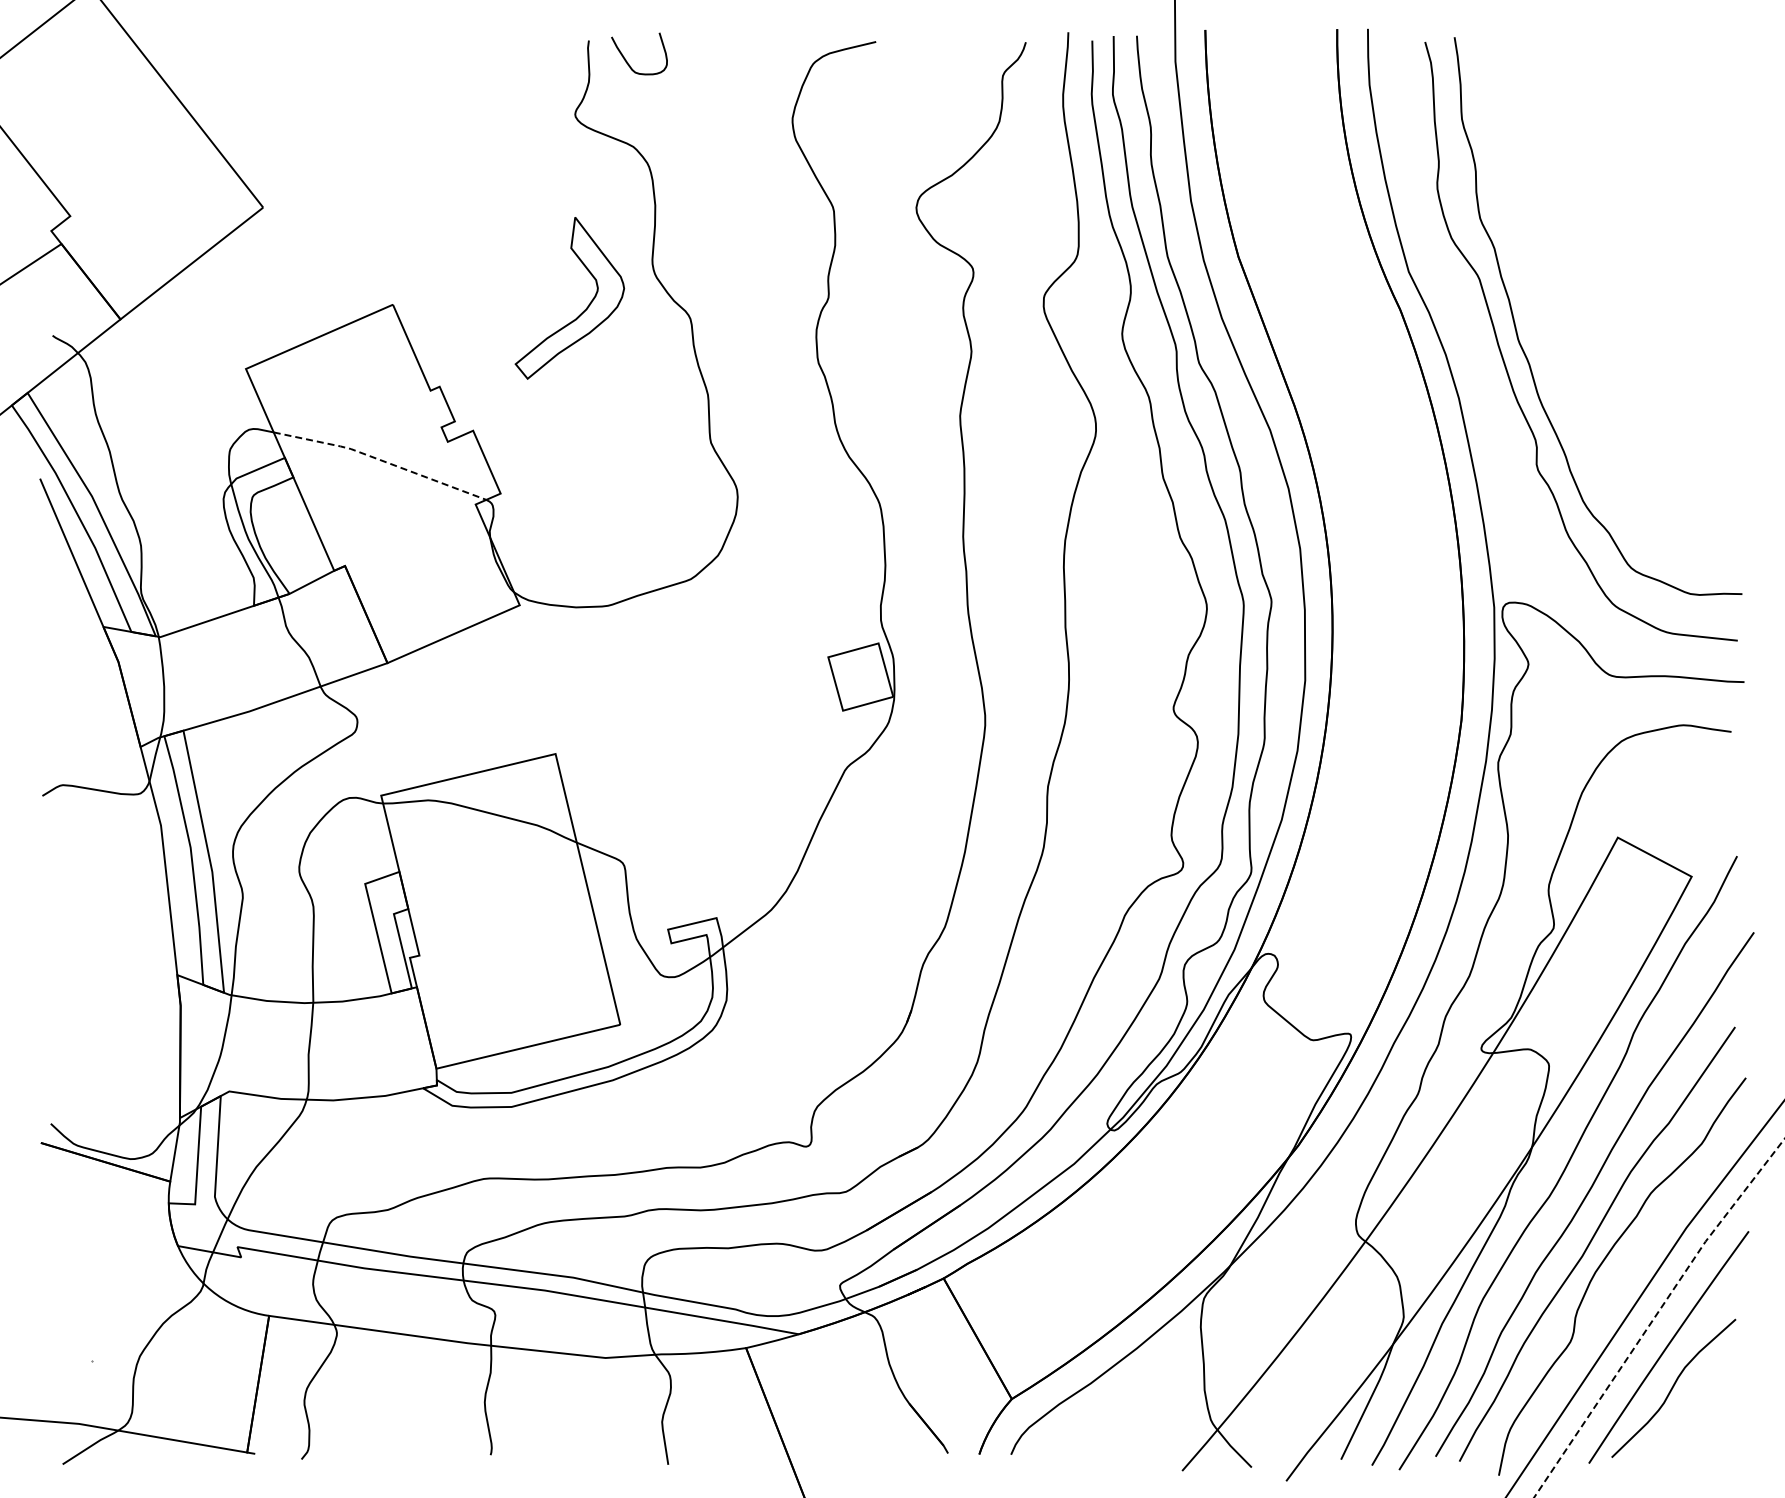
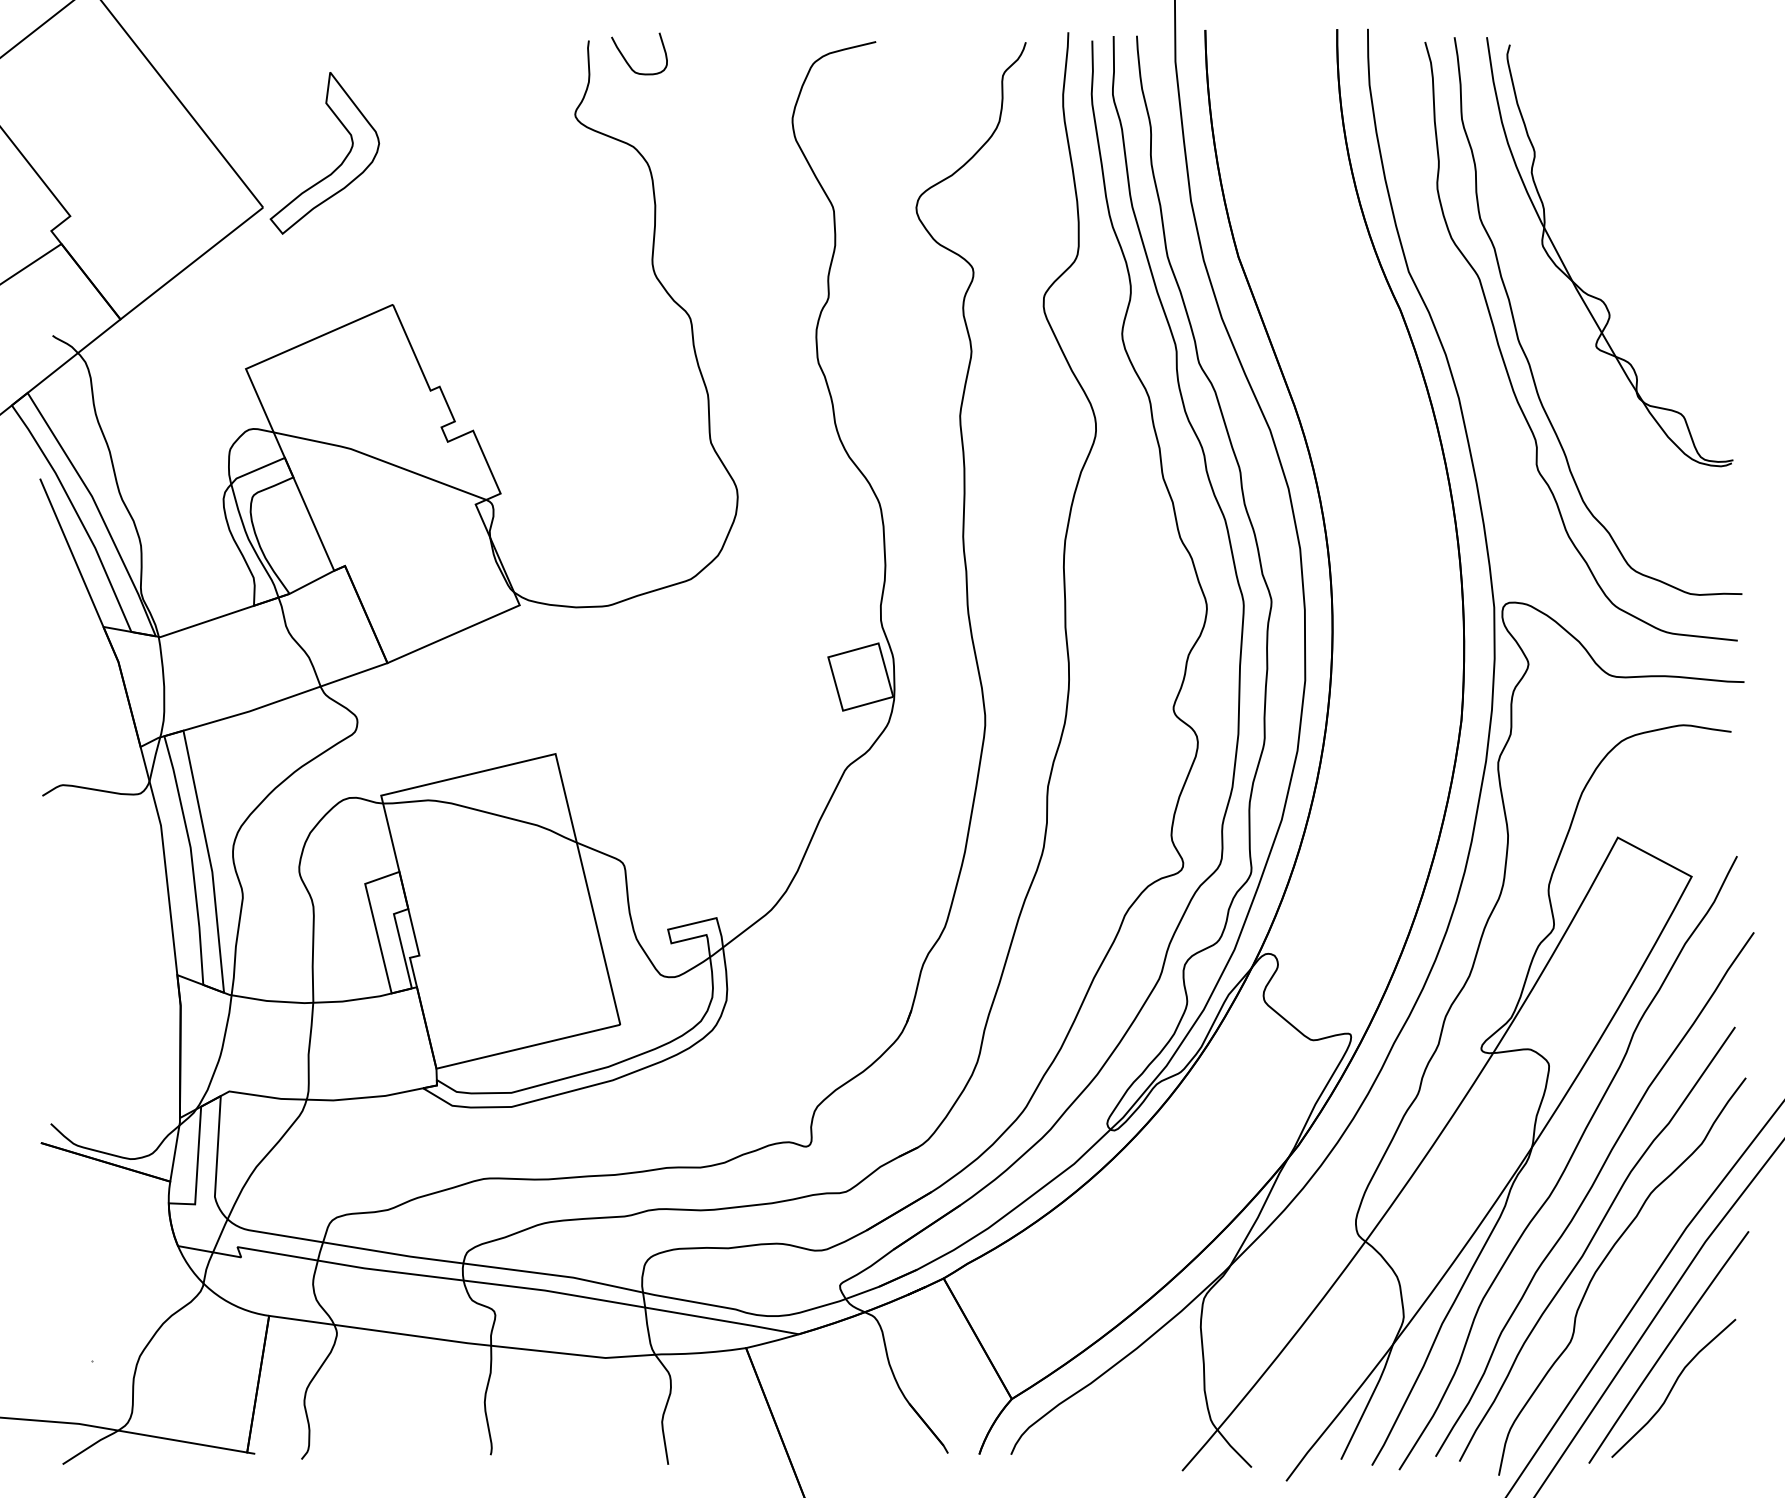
part: none -> present (1569, 273)
part position: (582, 311) -> (337, 166) (337, 166)
line: dashed -> solid (380, 460)
line: dashed -> solid (1656, 1315)
